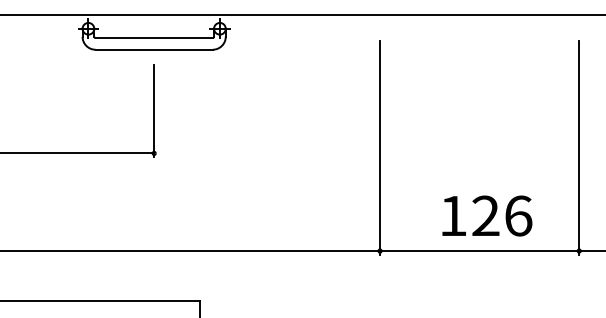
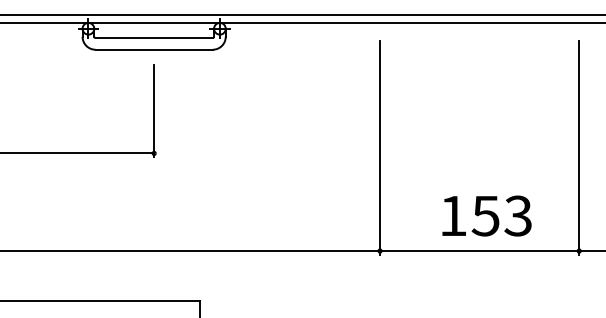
line: none -> present (302, 22)
text: 126 -> 153 (501, 215)
